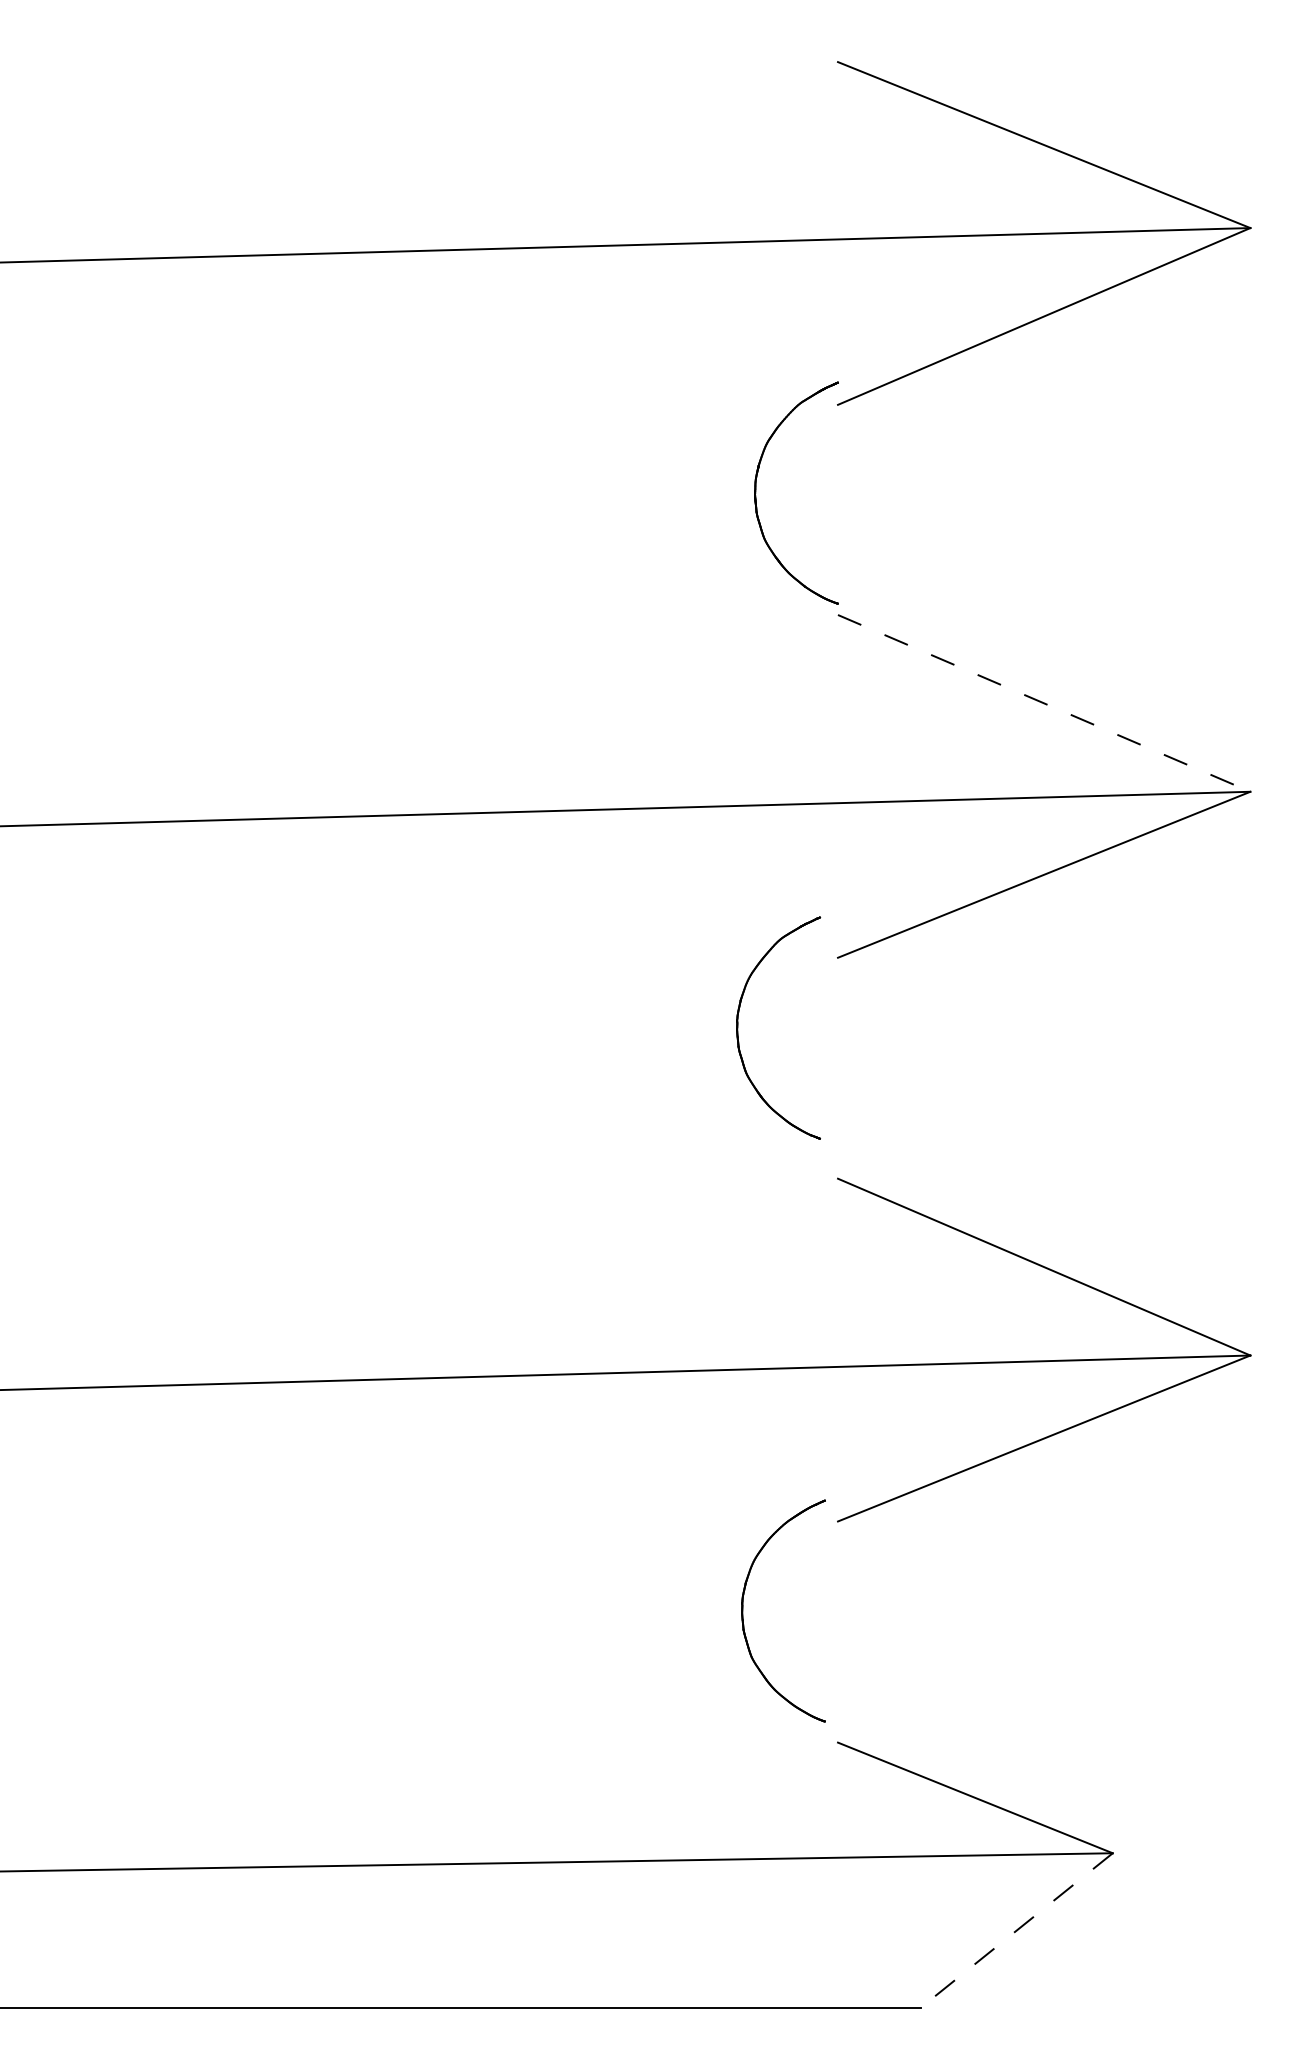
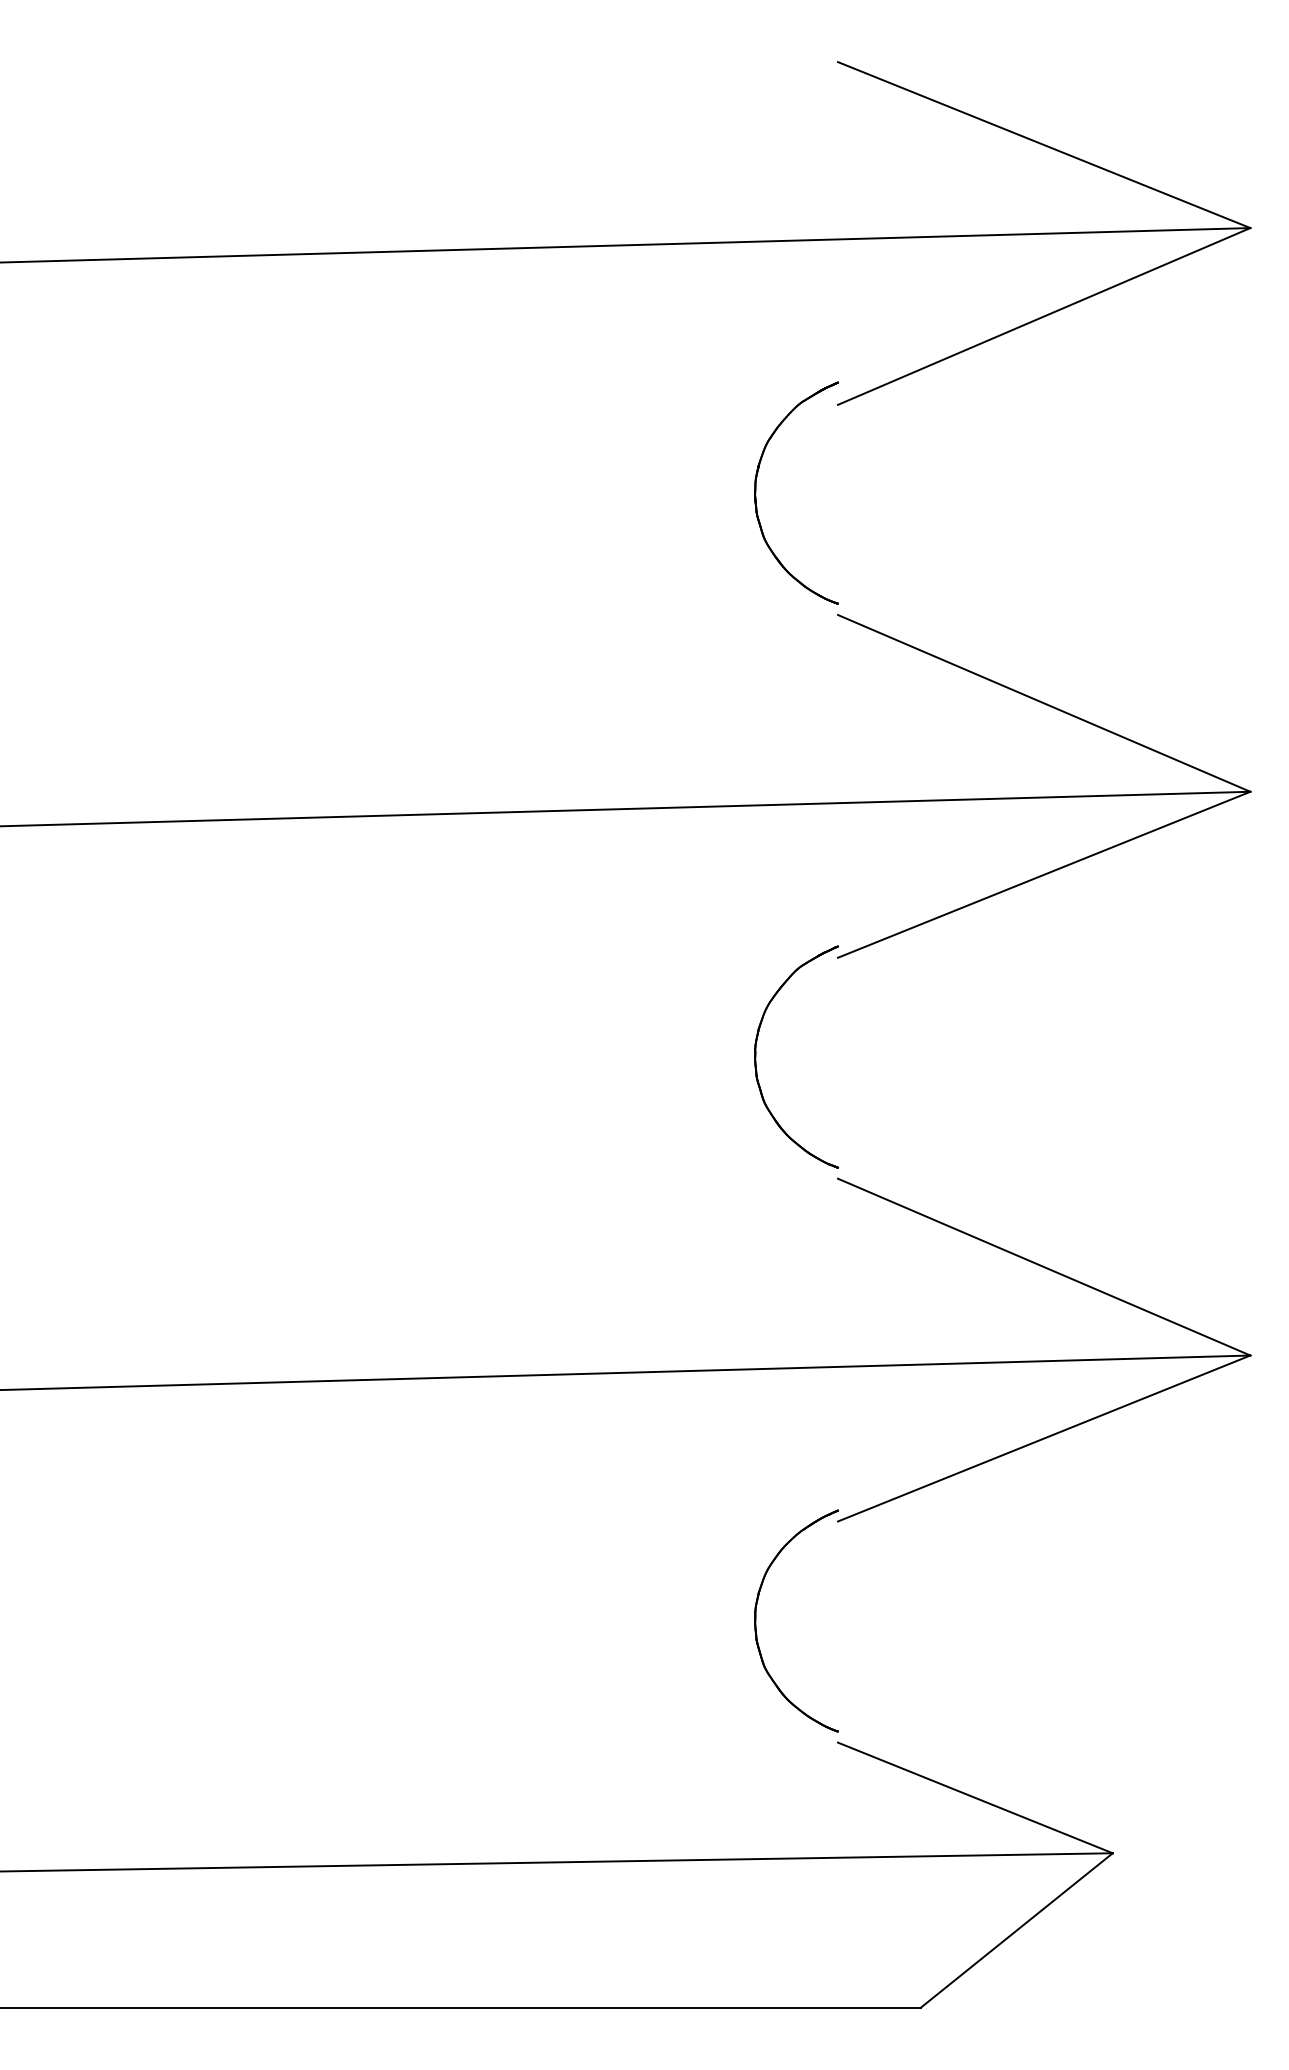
line: dashed -> solid (1044, 703)
part position: (738, 1027) -> (756, 1056) (756, 1056)
part position: (743, 1610) -> (756, 1620) (756, 1620)
line: dashed -> solid (1016, 1930)
